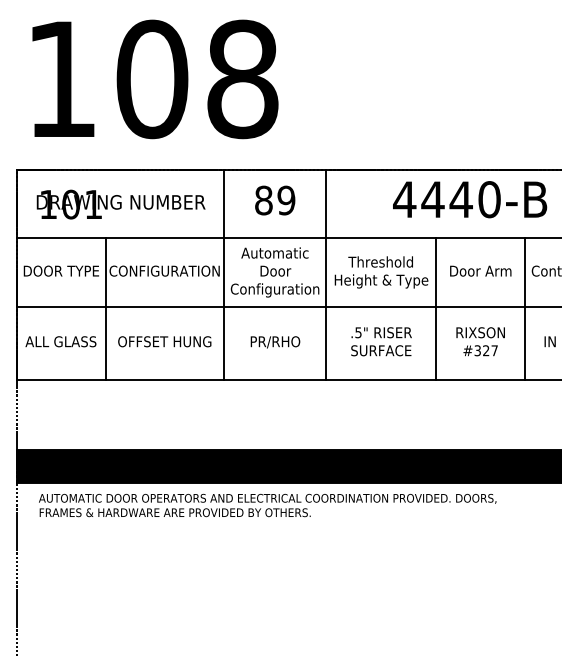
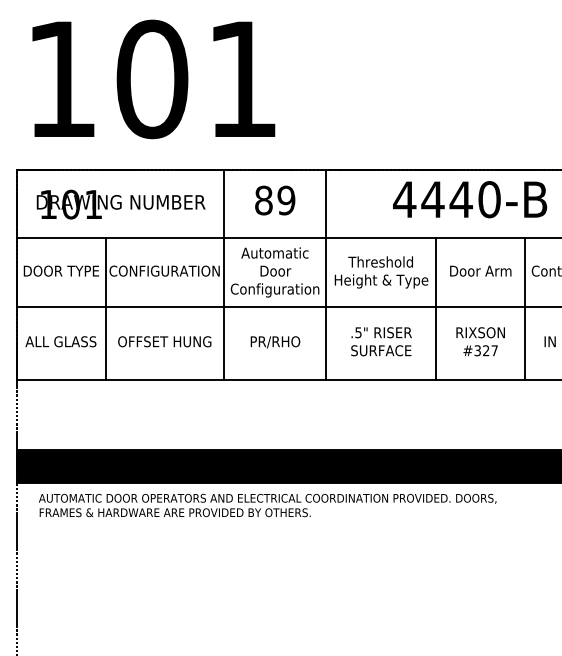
text: 108 -> 101 (242, 79)
